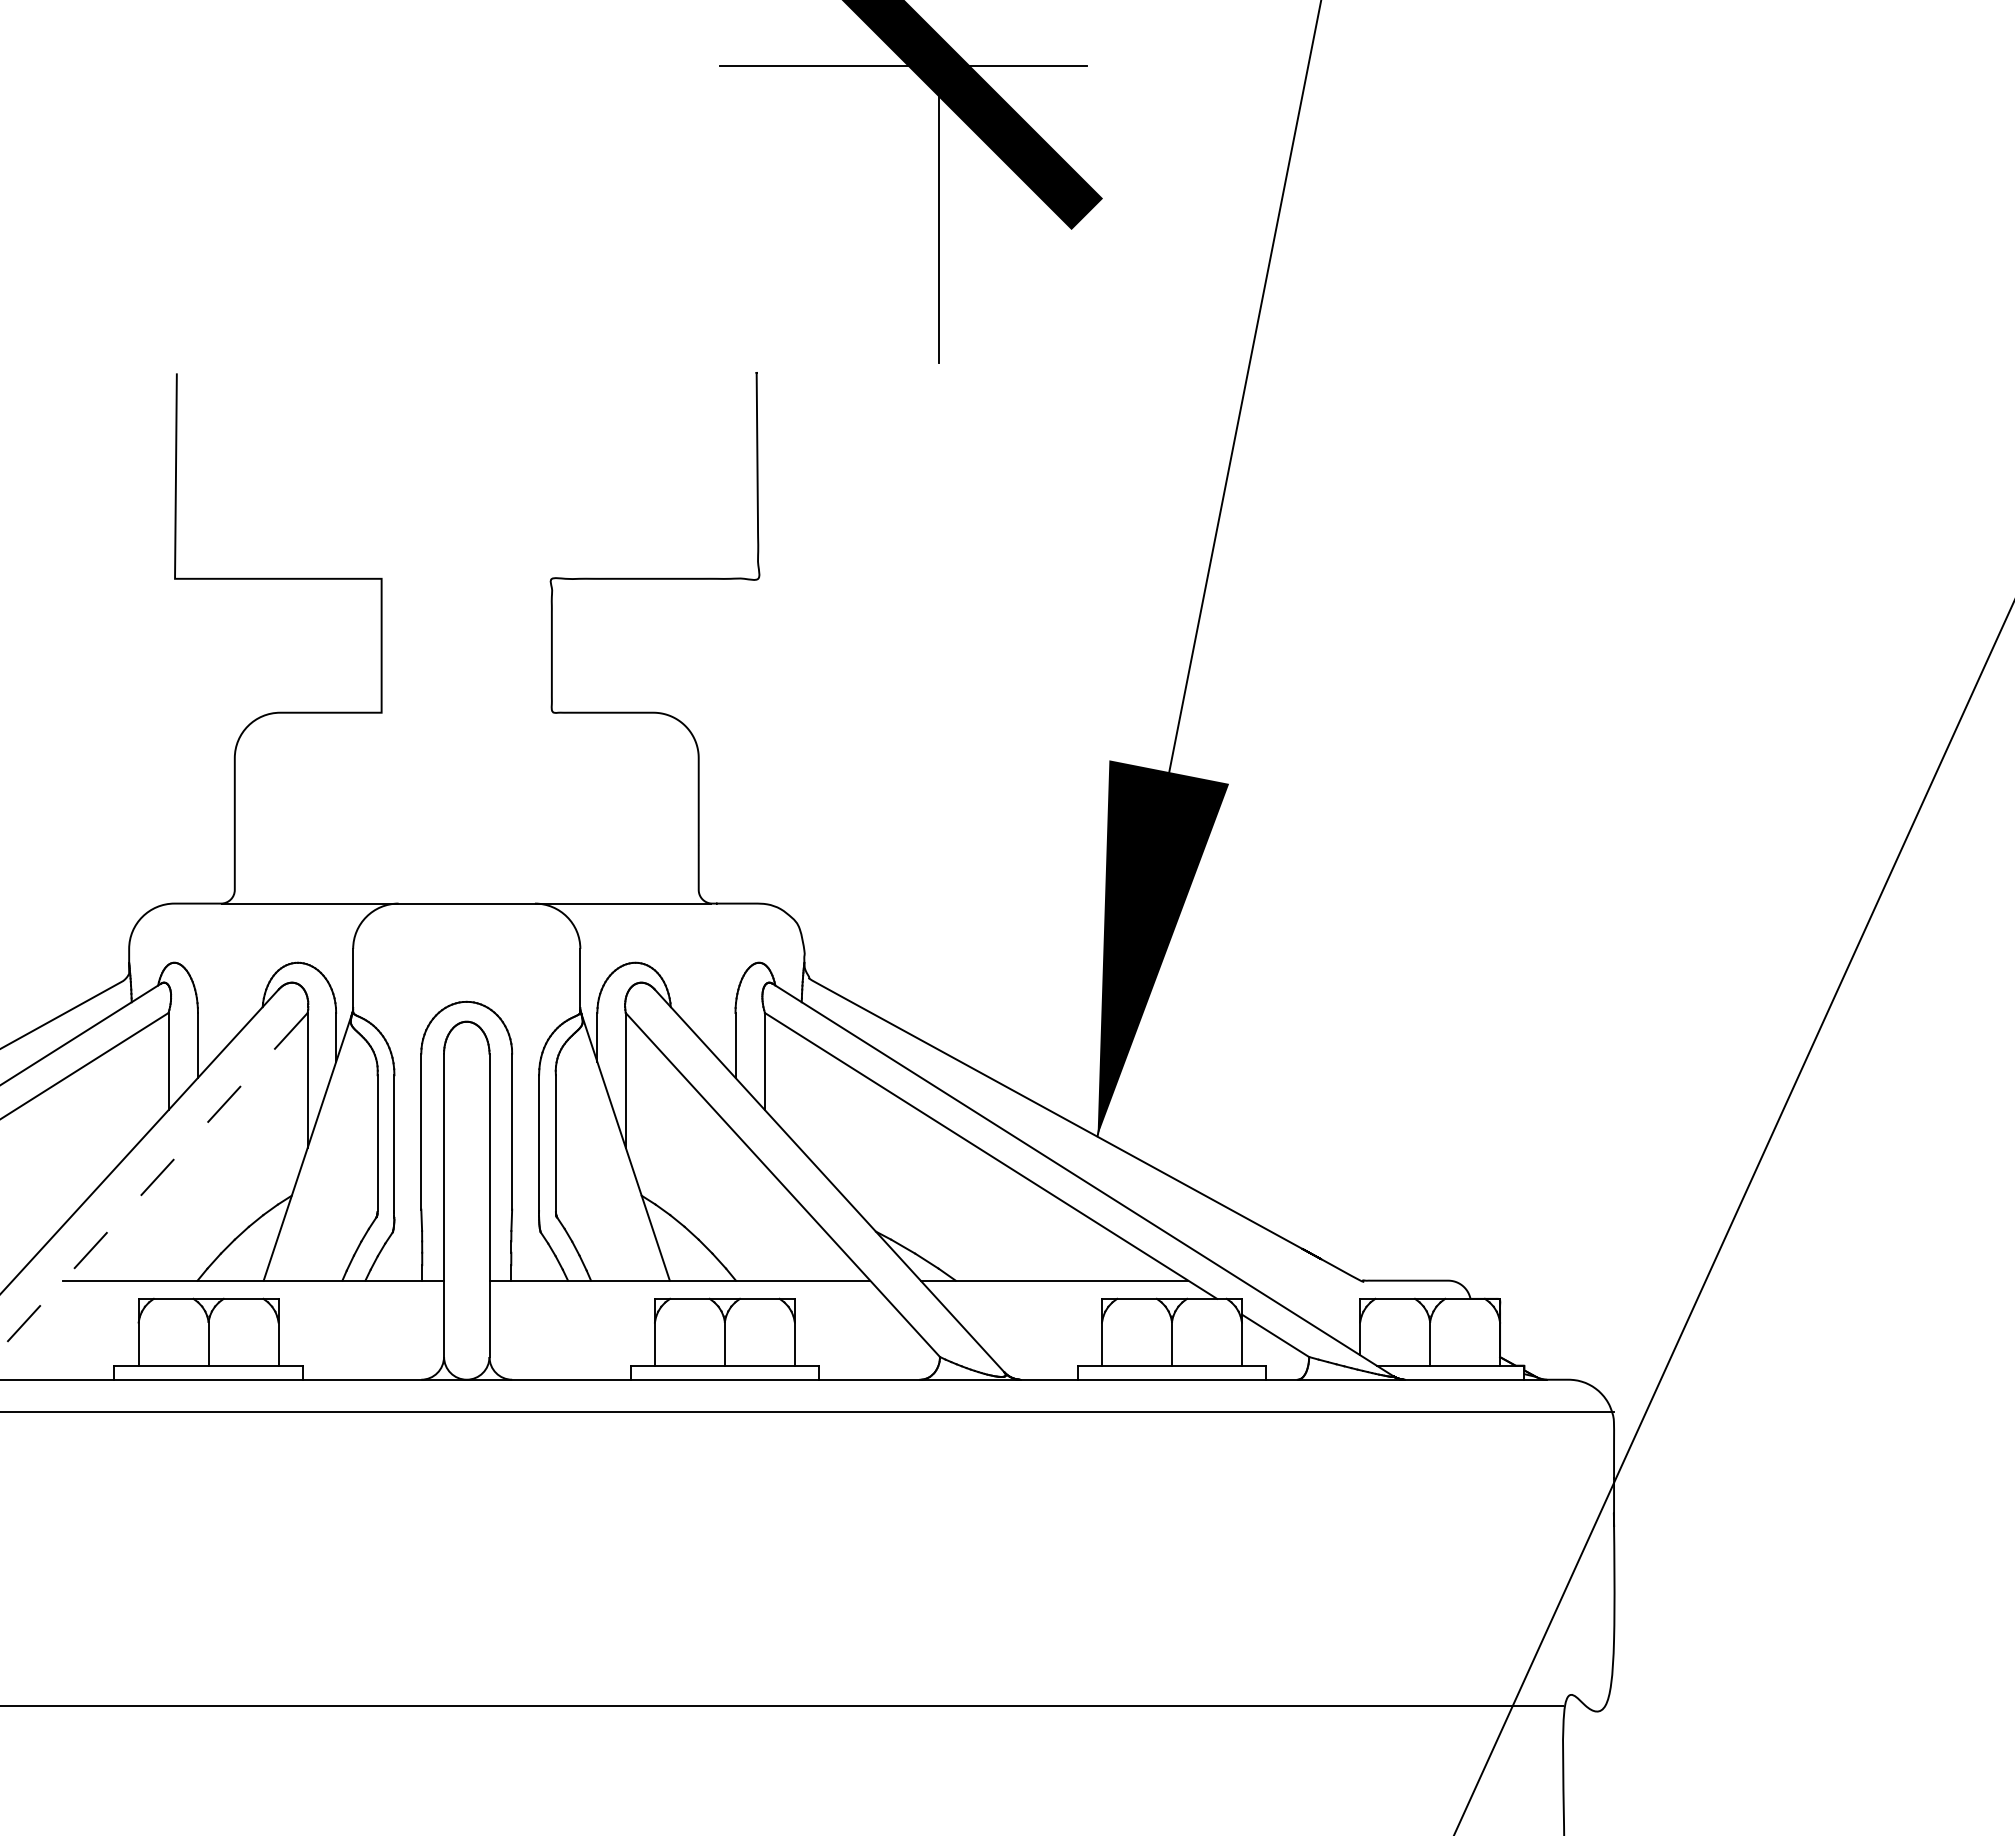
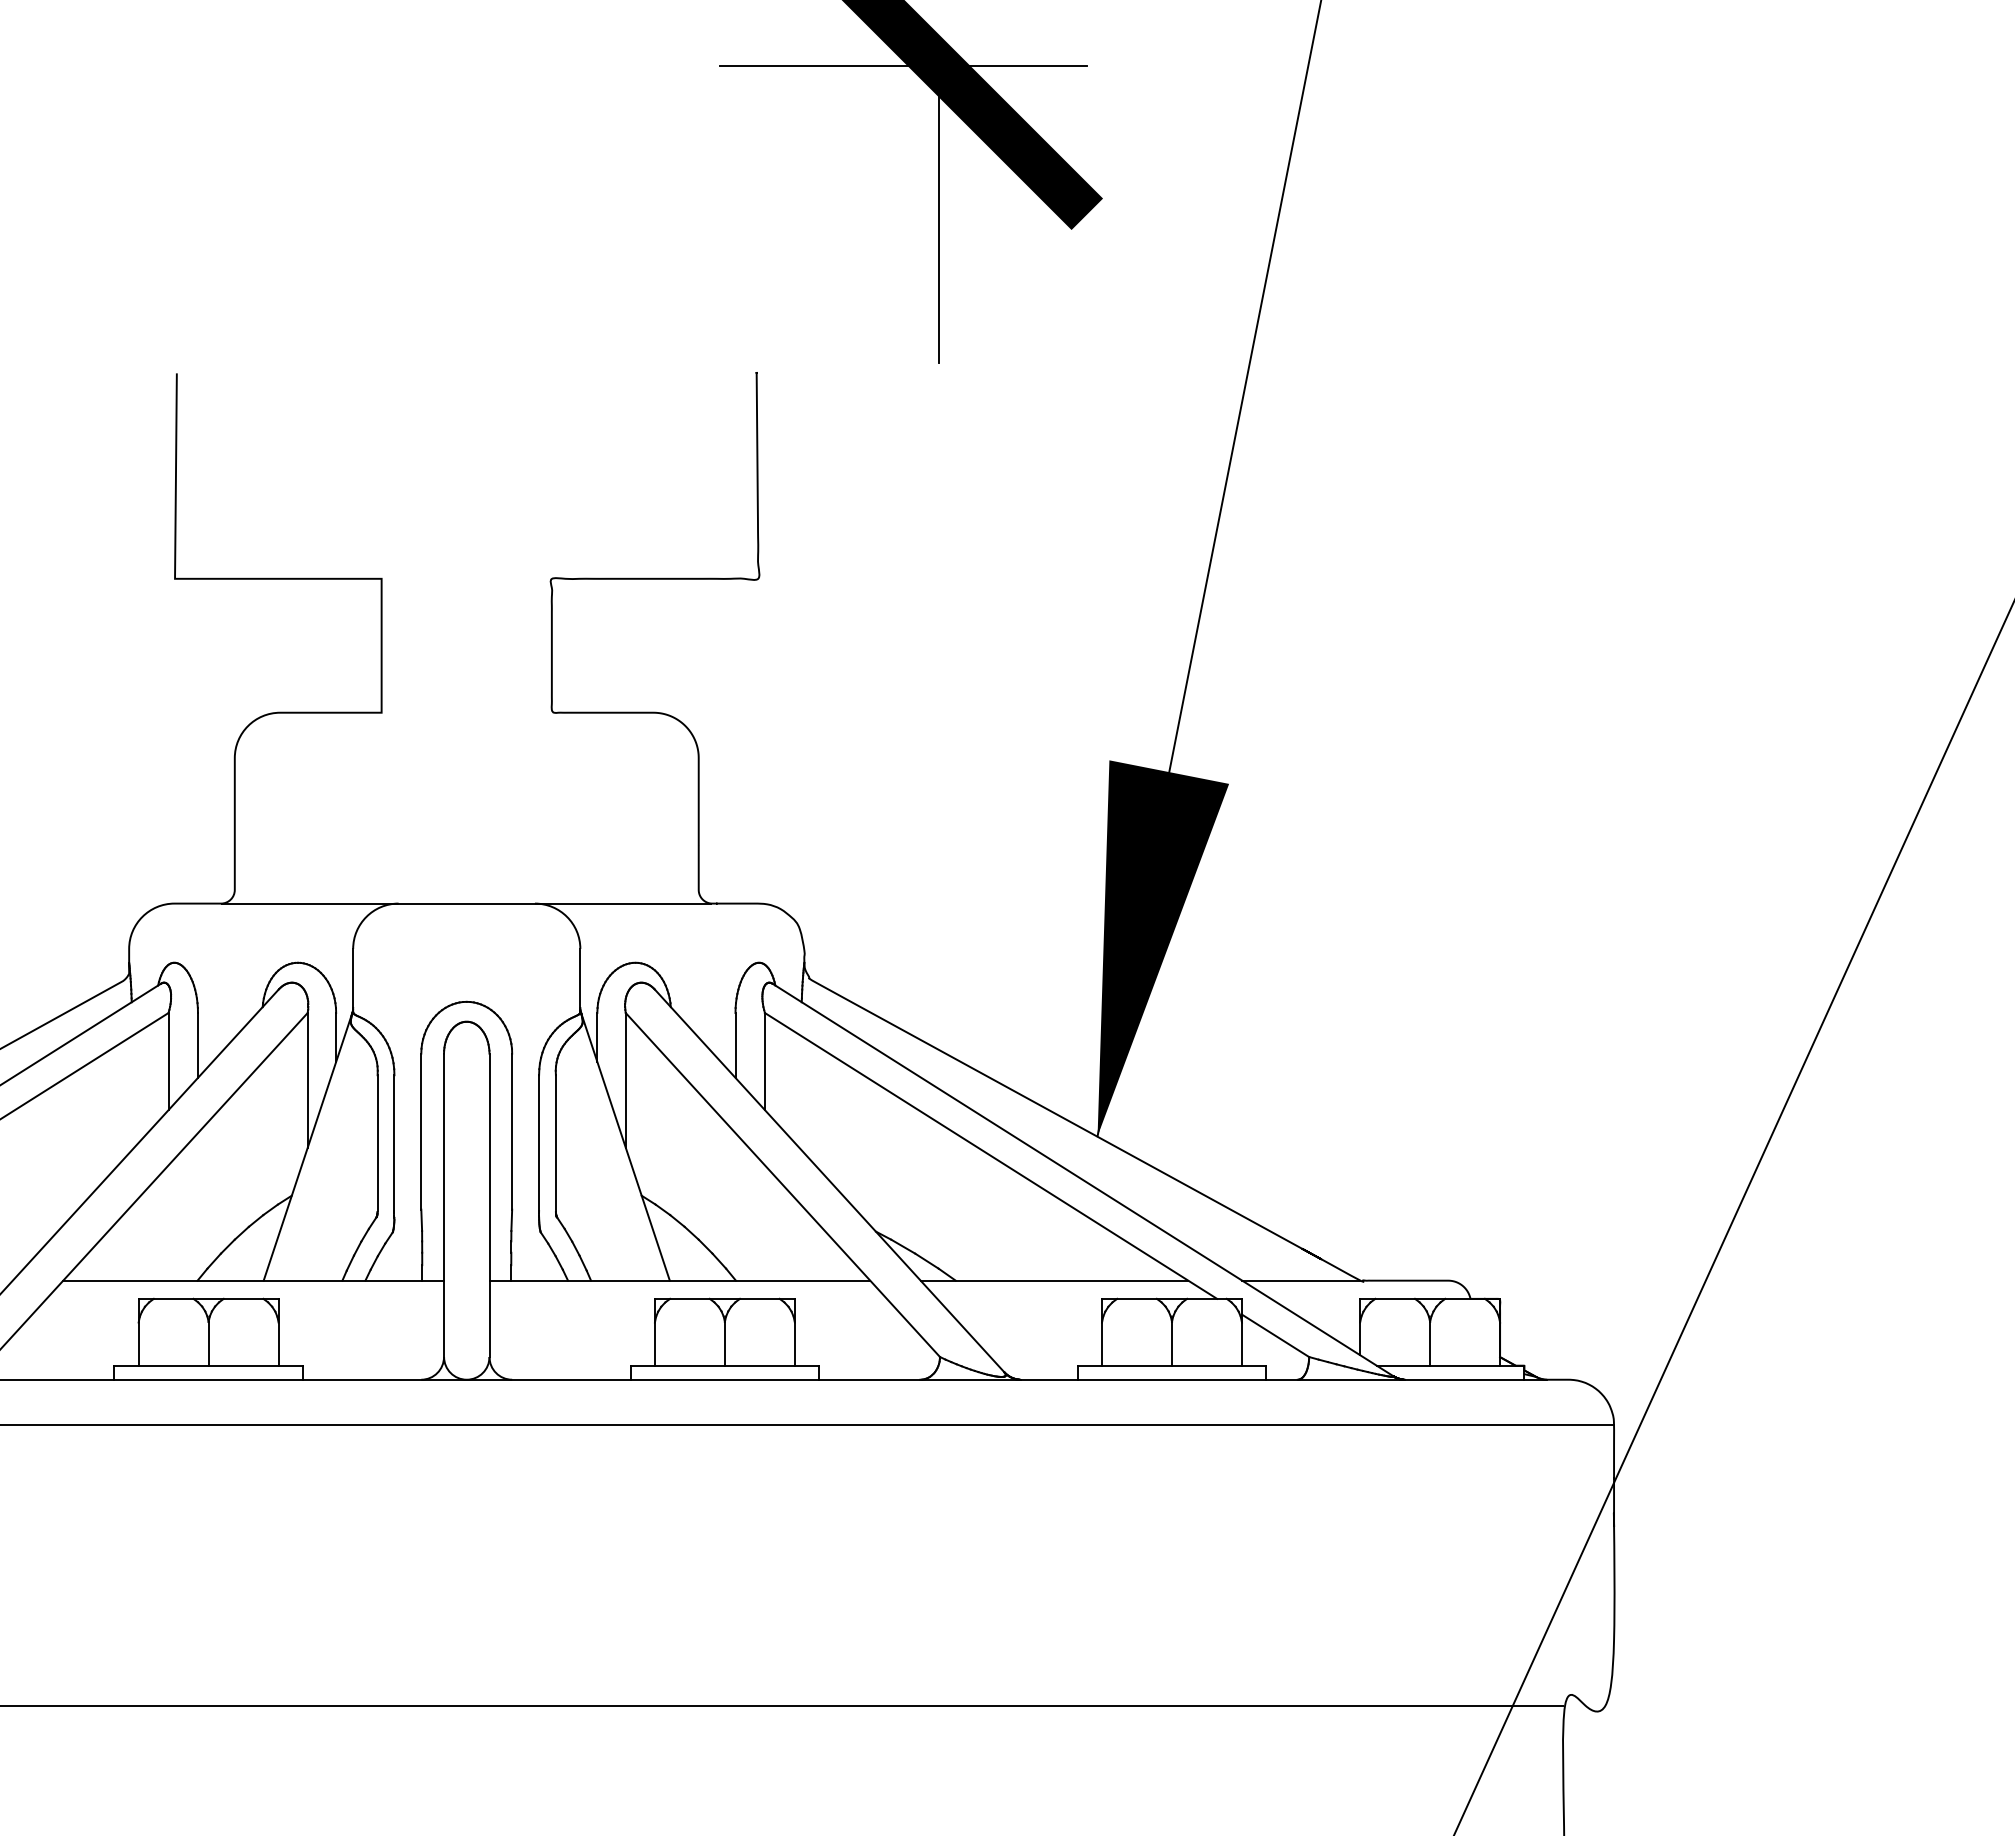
line: dashed -> solid (153, 1181)
line: none -> present (1301, 1280)
line position: (808, 1412) -> (808, 1425) (808, 1425)
